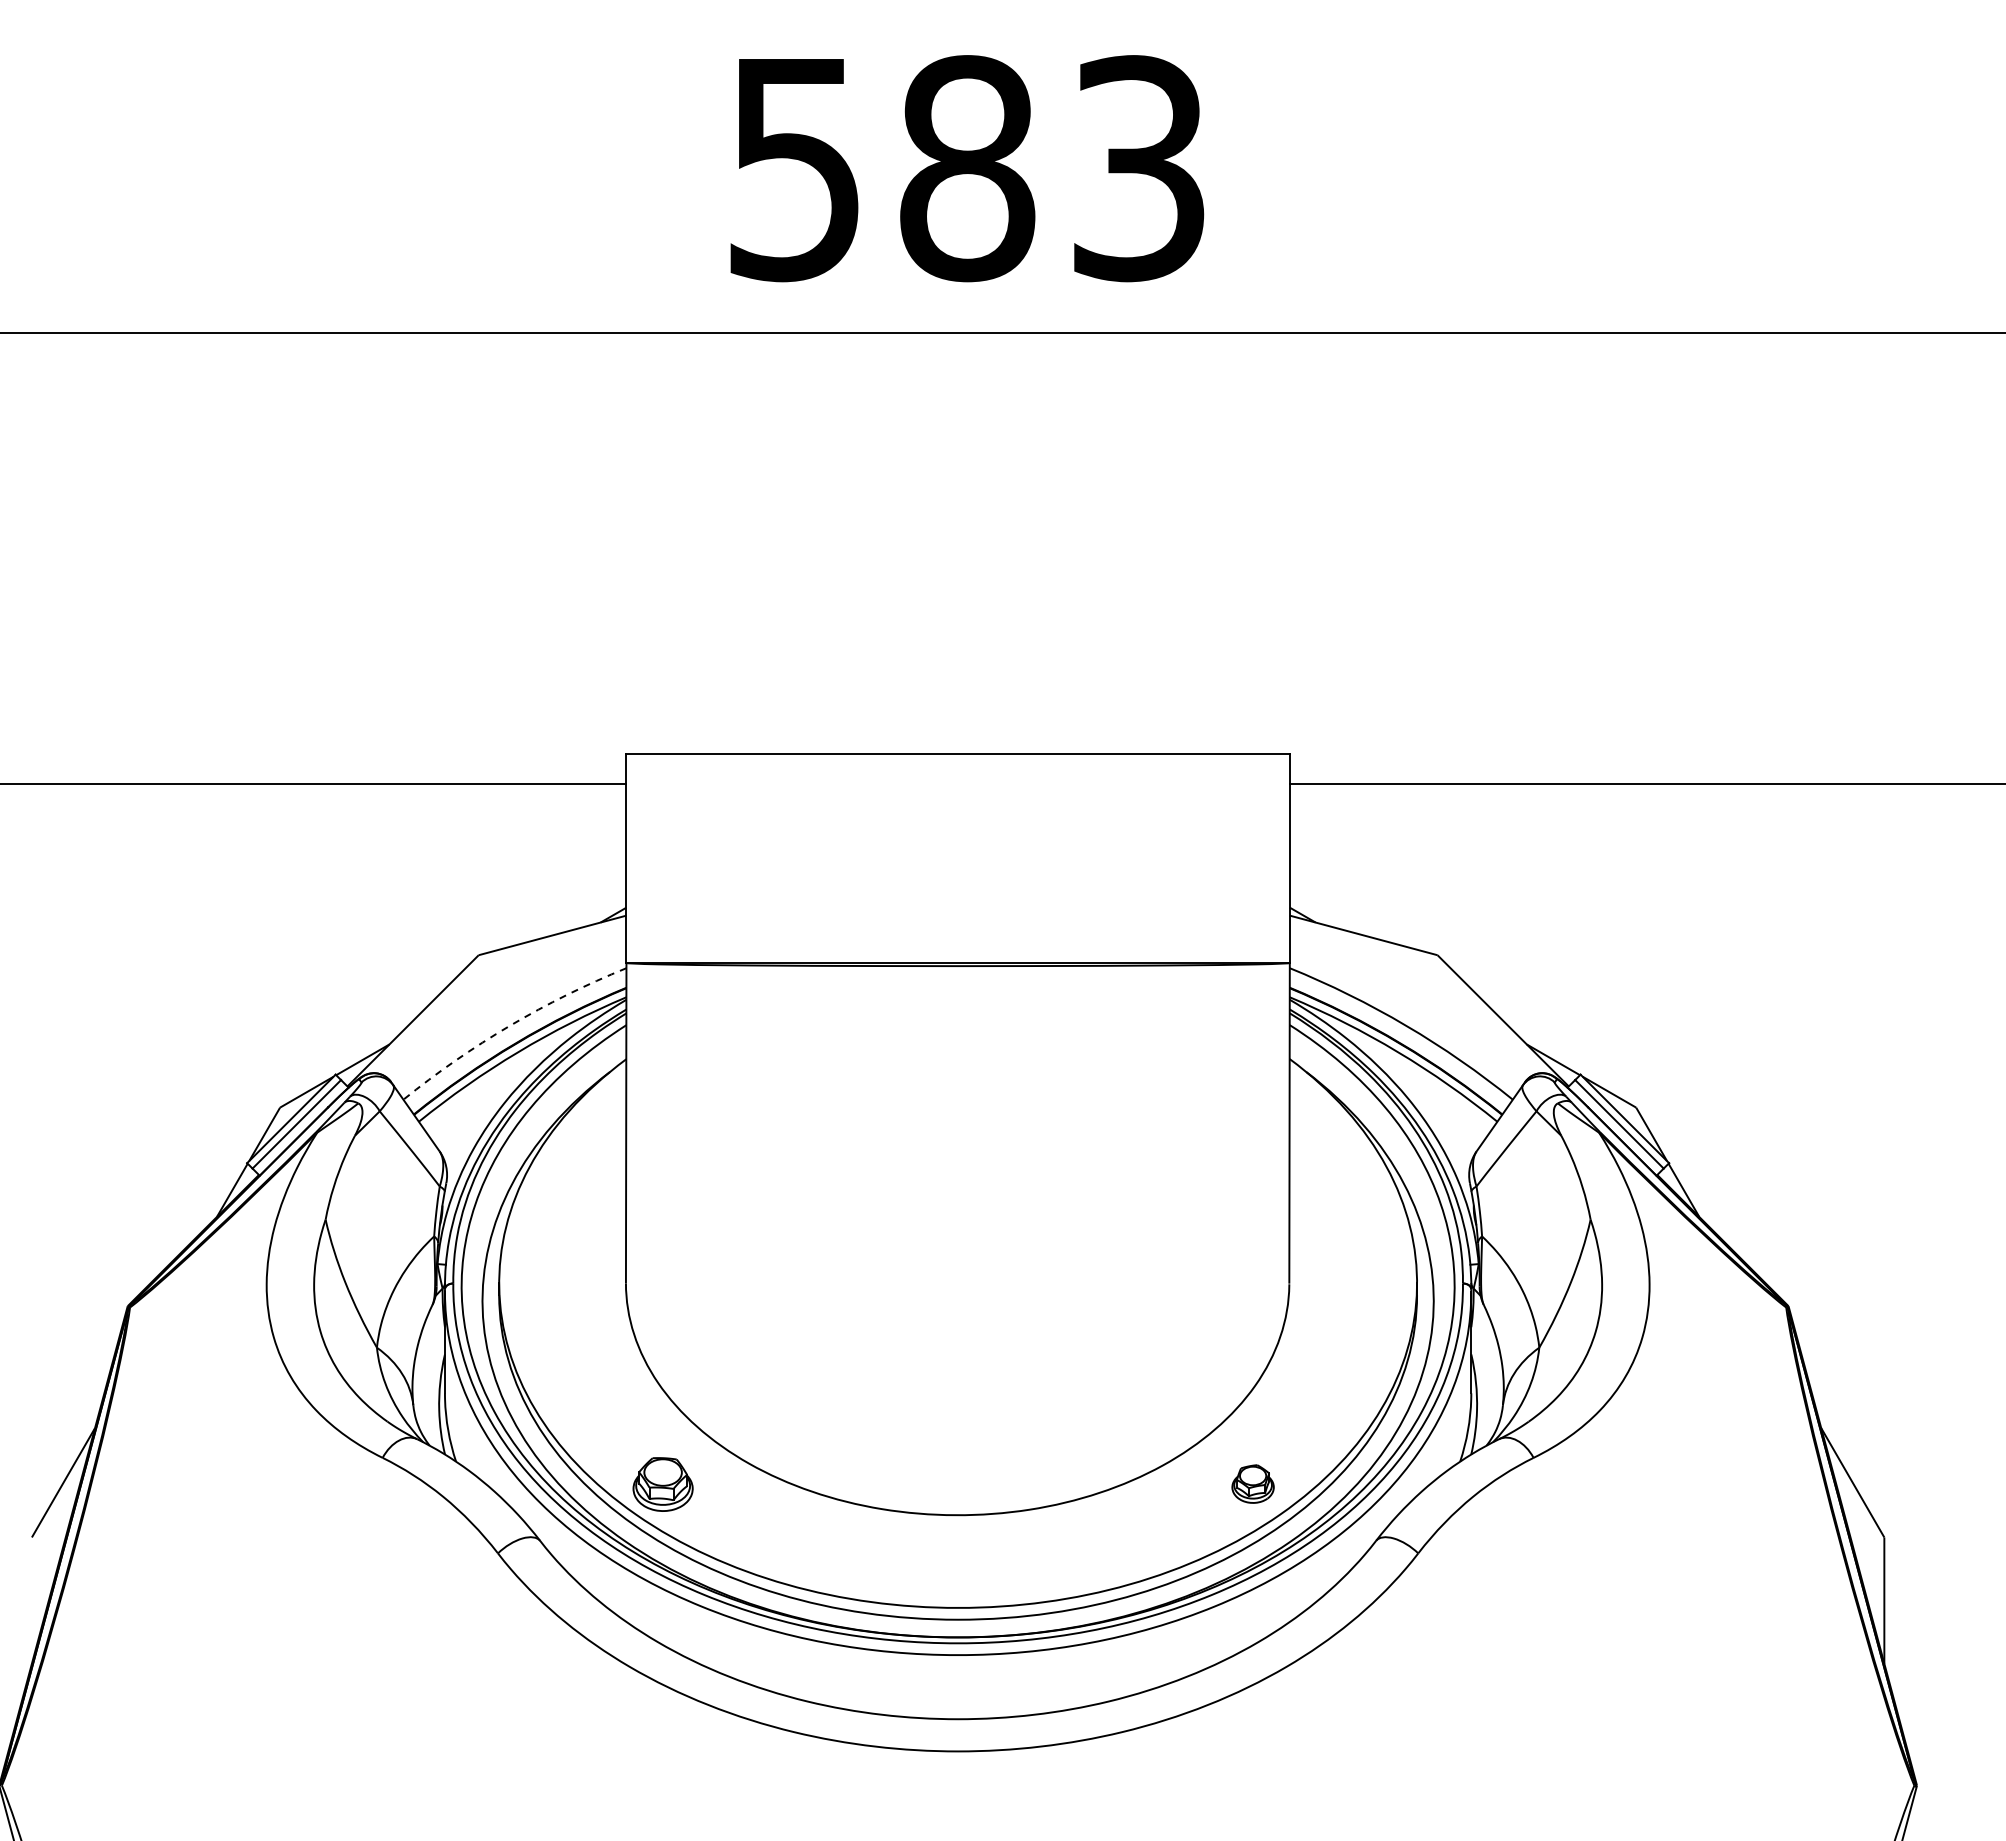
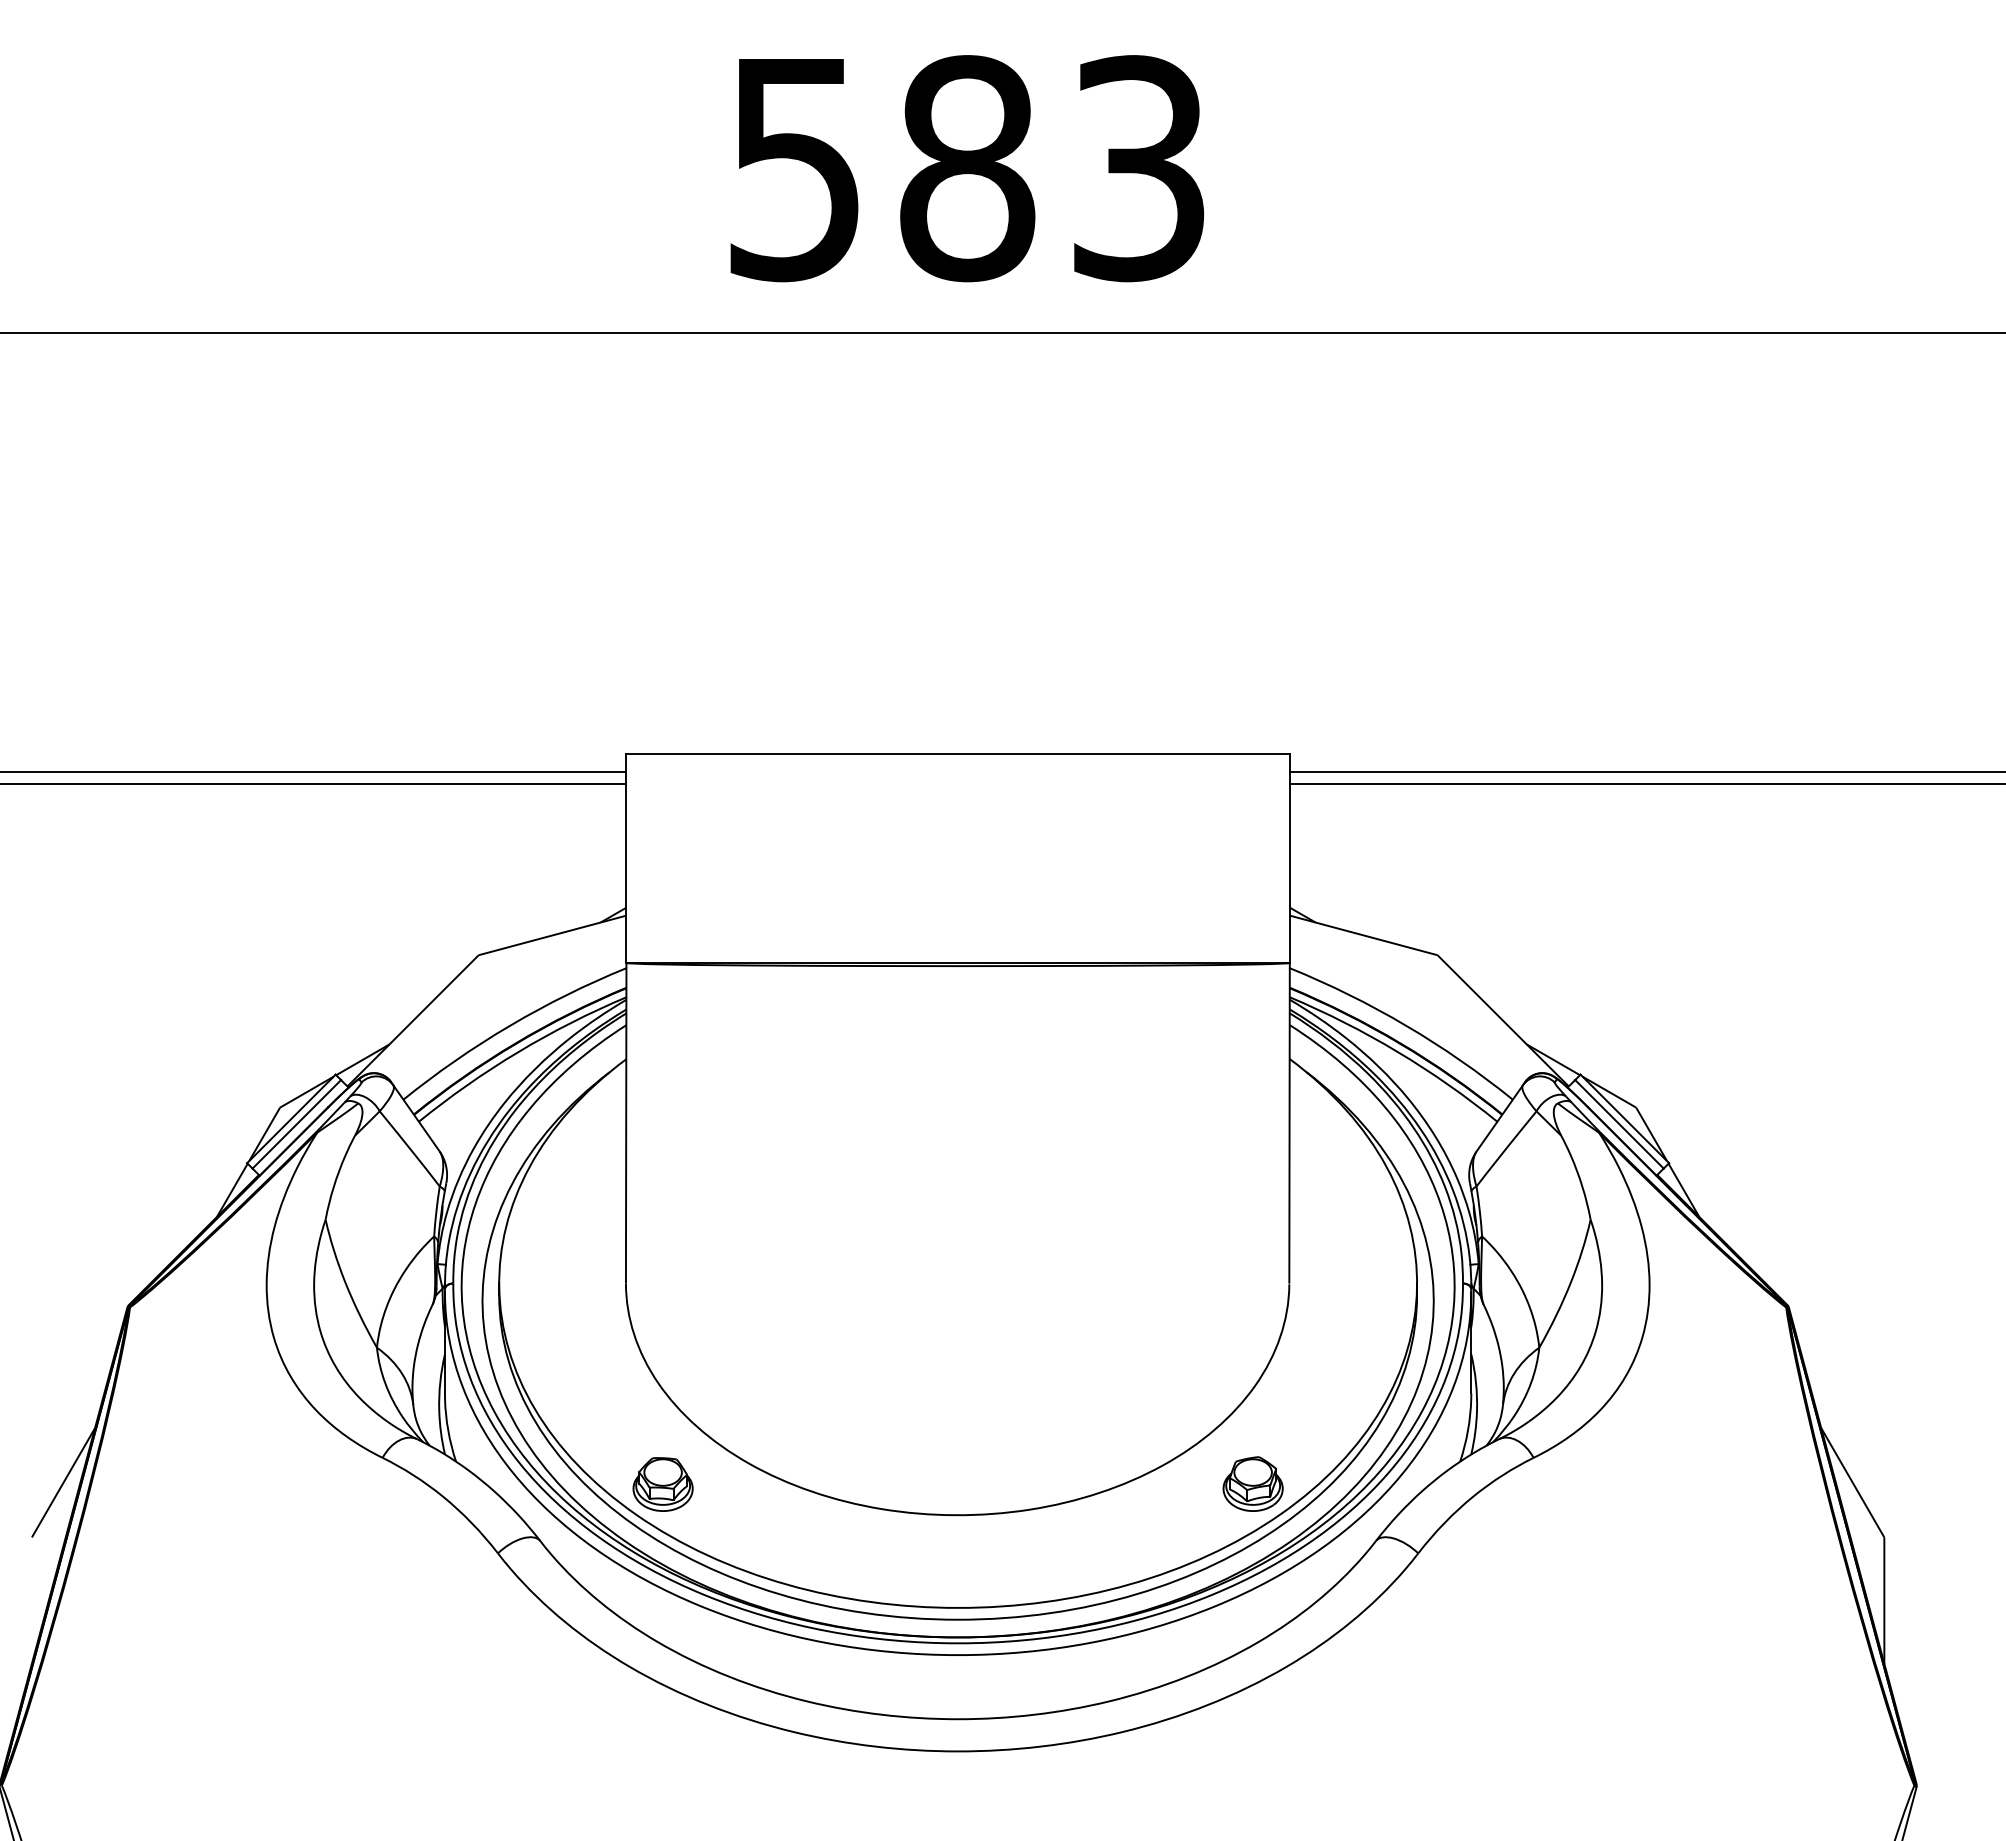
line: none -> present (314, 771)
line: none -> present (1645, 771)
arc: dashed -> solid (510, 1025)
part size: 44x40 px -> 62x56 px (1252, 1483)
